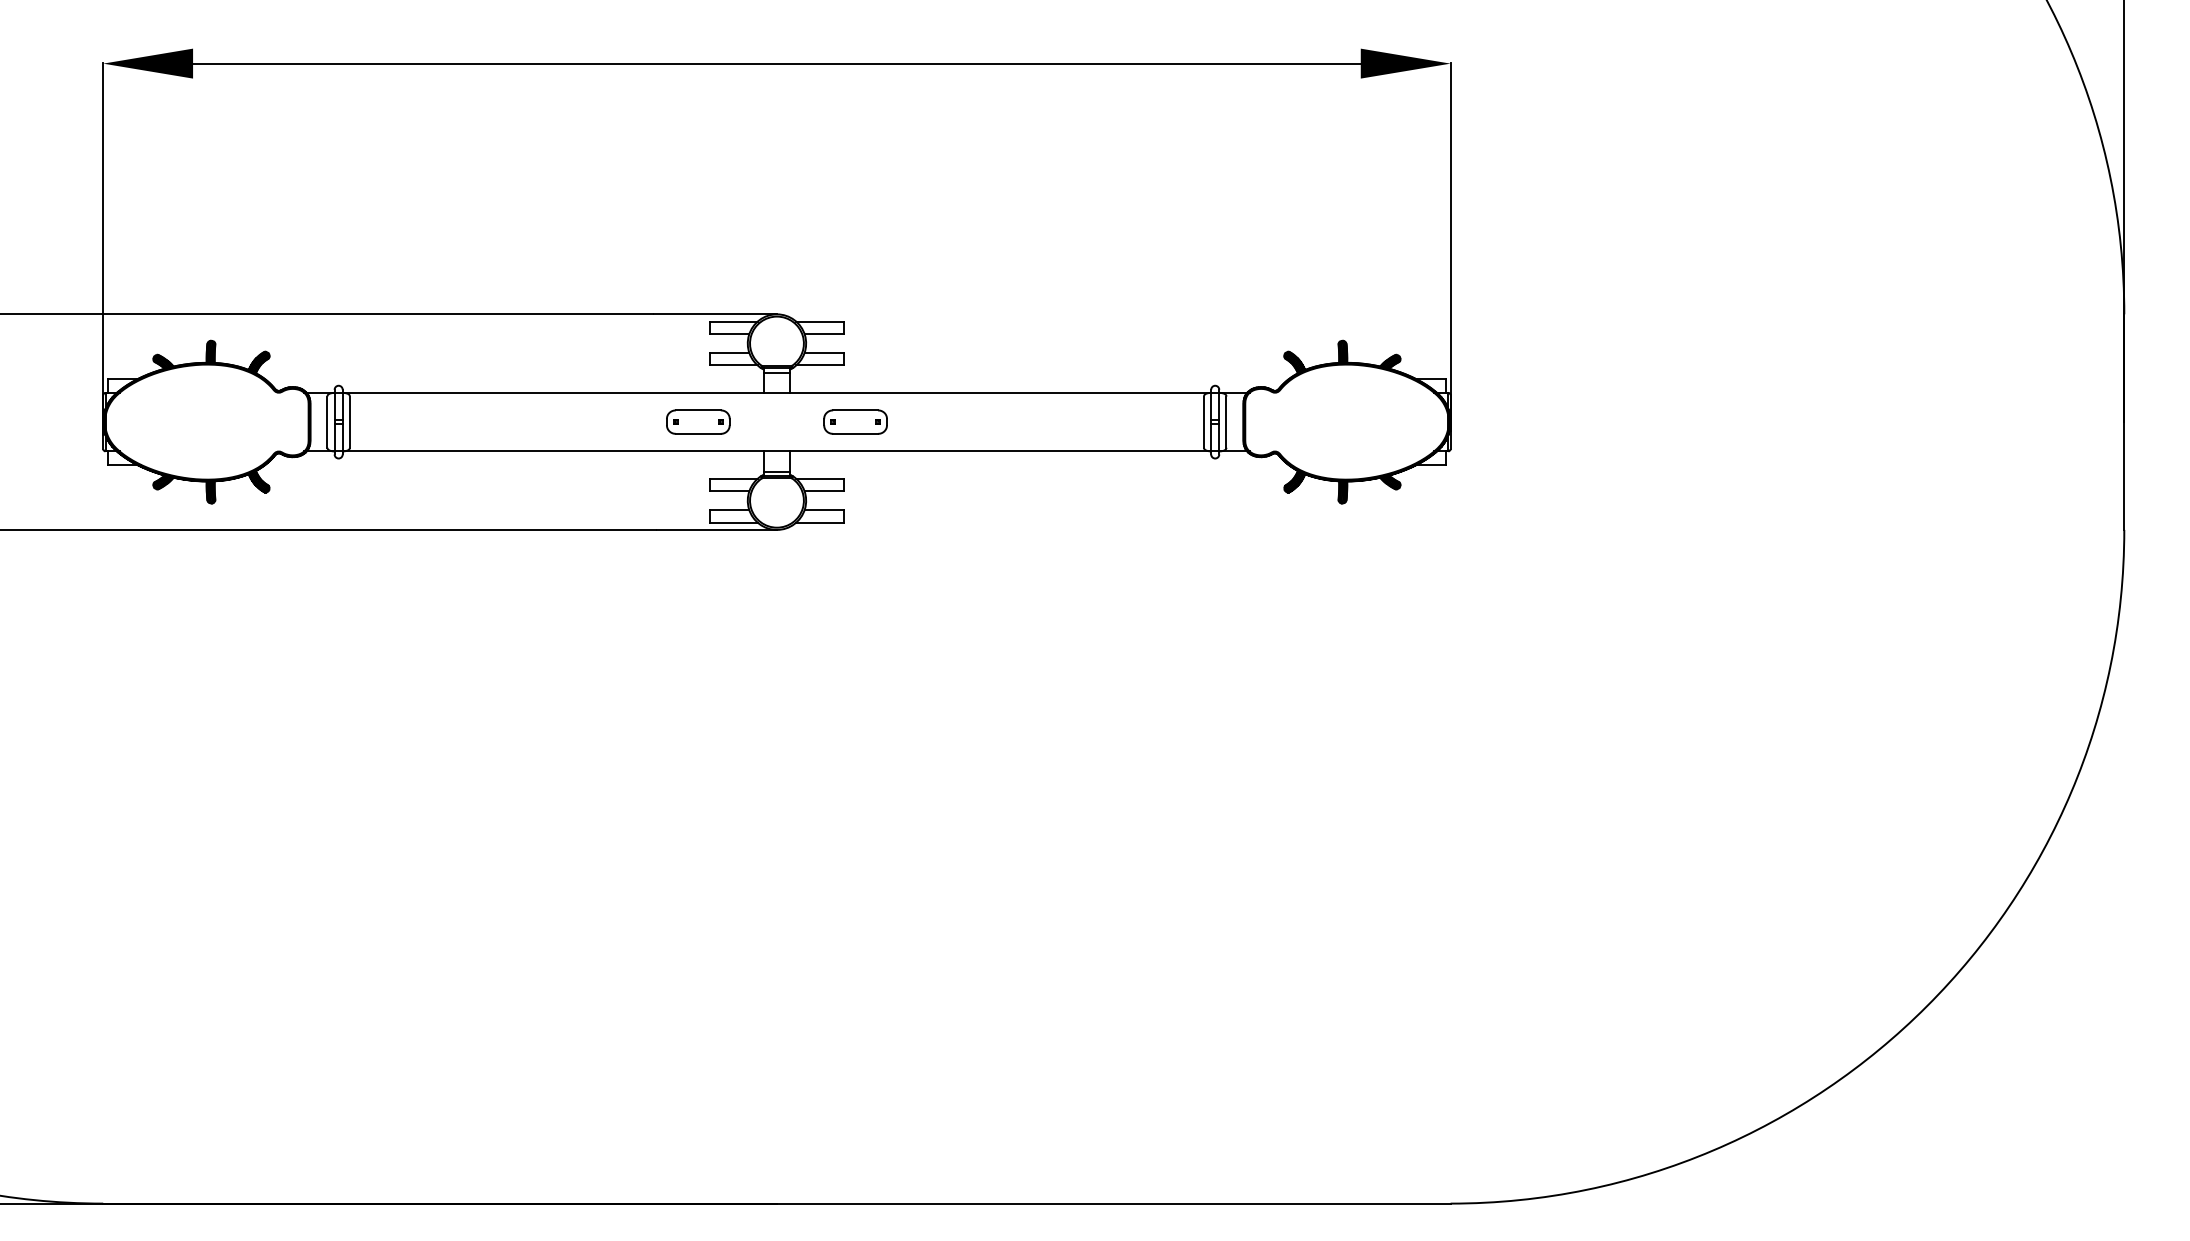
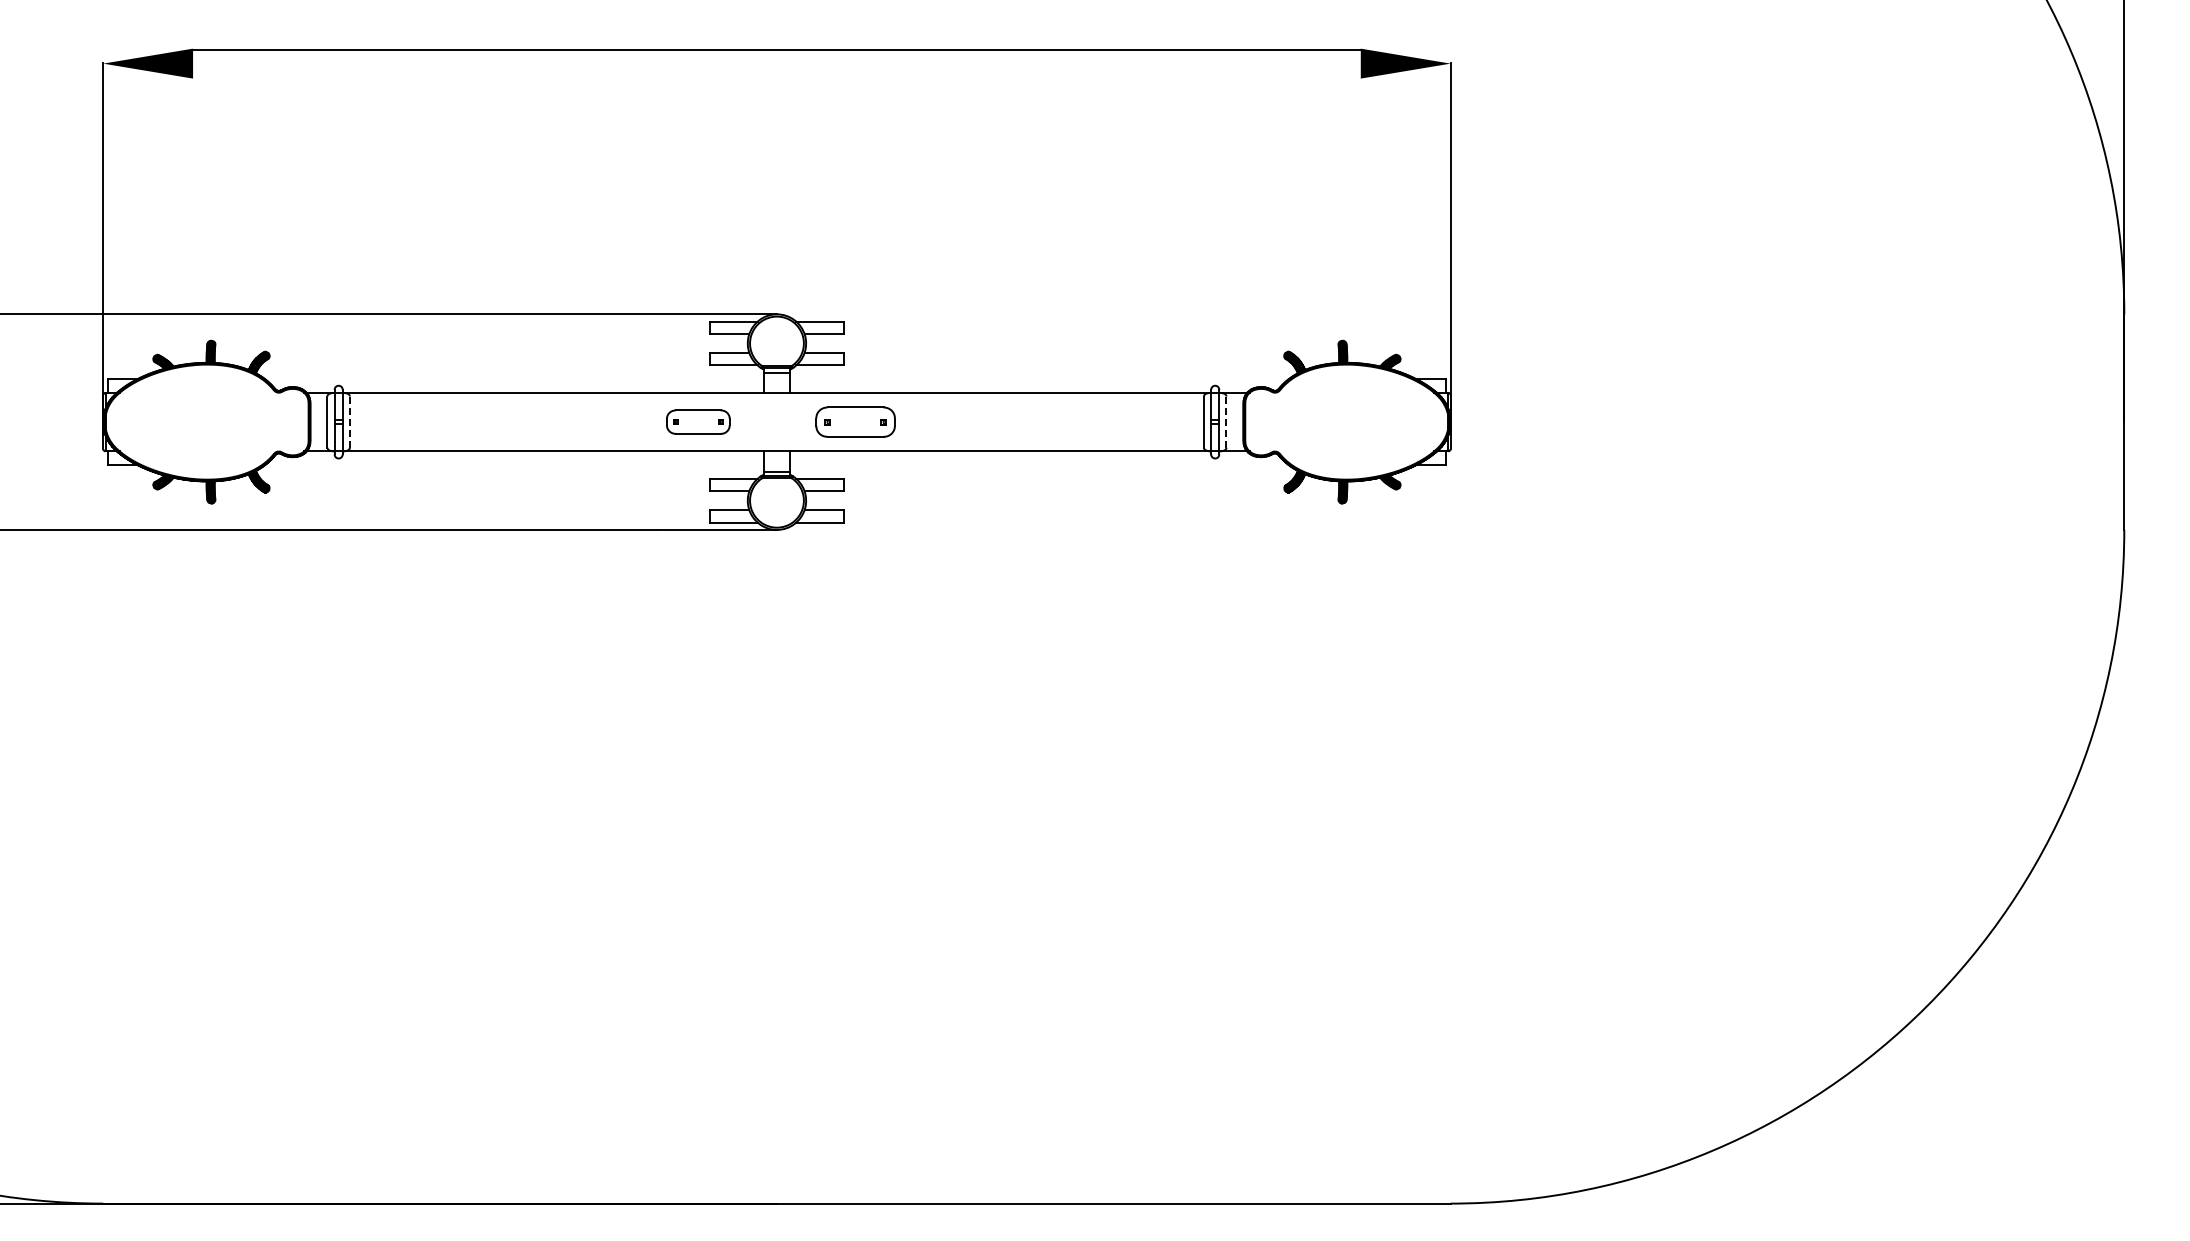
line position: (776, 63) -> (776, 49) (776, 49)
part size: 65x26 px -> 81x32 px (855, 421)
line: solid -> dashed (349, 422)
line: solid -> dashed (1226, 422)
